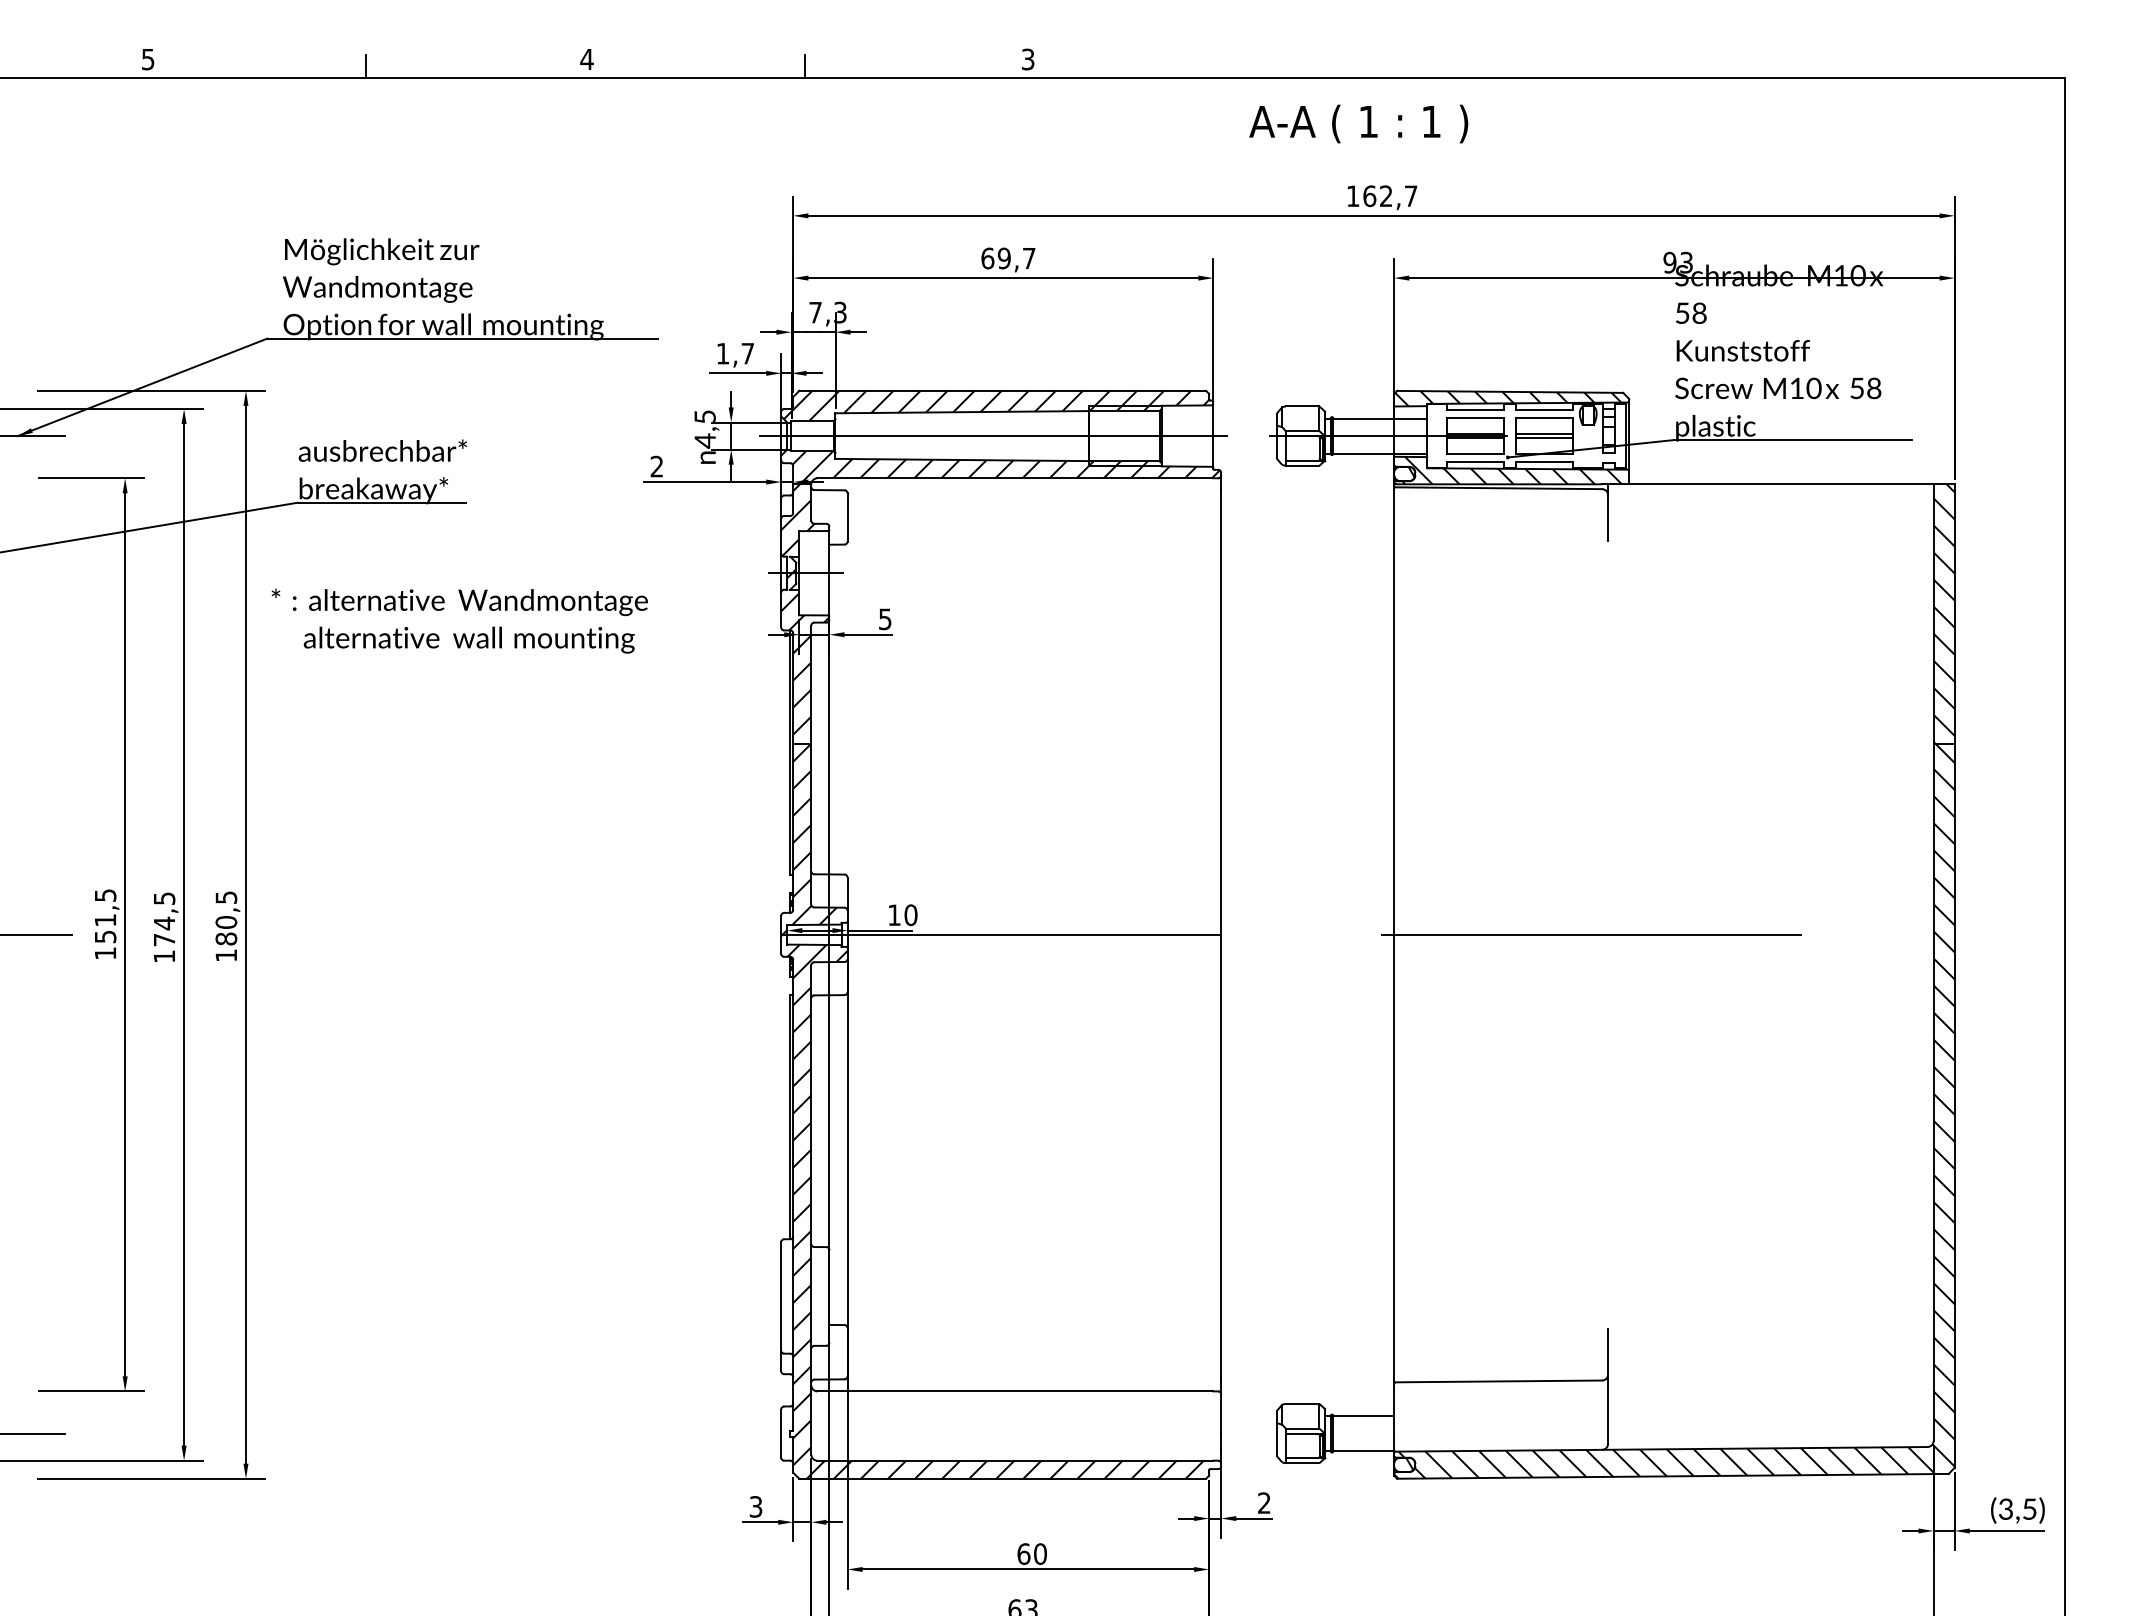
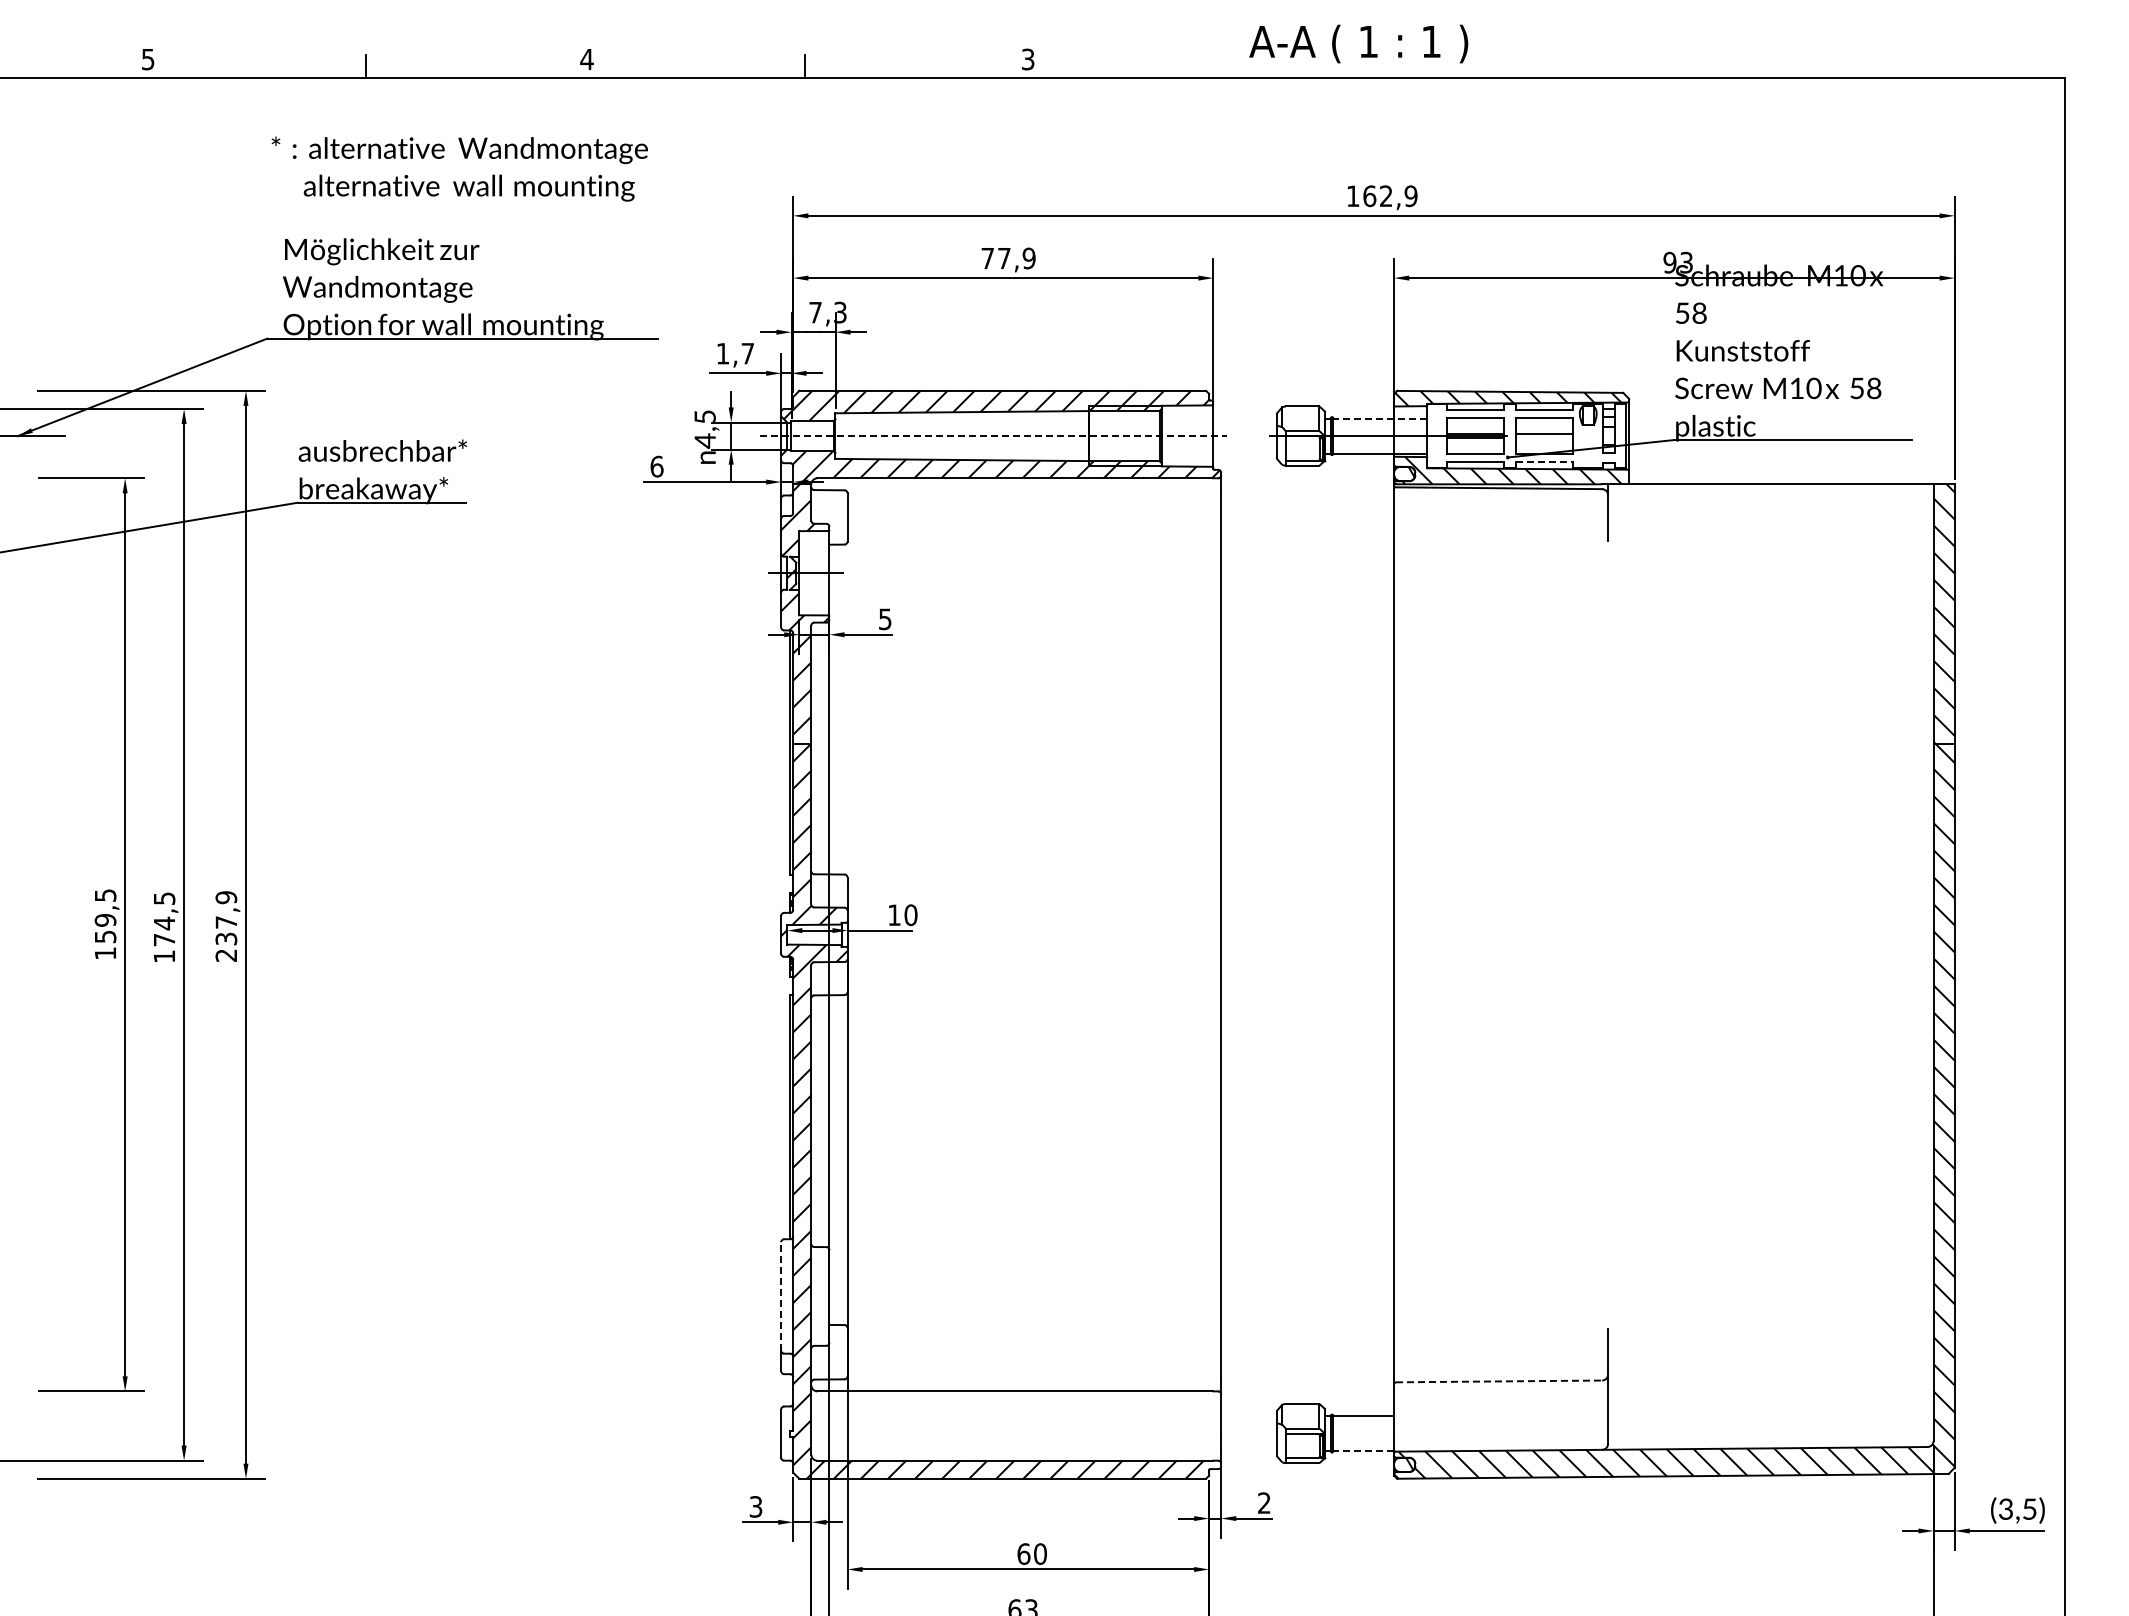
text position: (1358, 123) -> (1358, 43) (1358, 43)
text: 162,7 -> 162,9 (1410, 196)
text: 69,7 -> 77,9 (1008, 258)
line: solid -> dashed (1379, 418)
line: solid -> dashed (993, 436)
line: present -> none (1544, 438)
line: solid -> dashed (1544, 462)
text: 2 -> 6 (656, 466)
text position: (459, 620) -> (459, 168) (459, 168)
text: 151,5 -> 159,5 (105, 920)
text: 180,5 -> 237,9 (226, 926)
line: present -> none (37, 934)
line: present -> none (1002, 934)
line: present -> none (1591, 934)
line: solid -> dashed (781, 1295)
line: solid -> dashed (1499, 1381)
line: present -> none (33, 1433)
line: solid -> dashed (1363, 1451)
